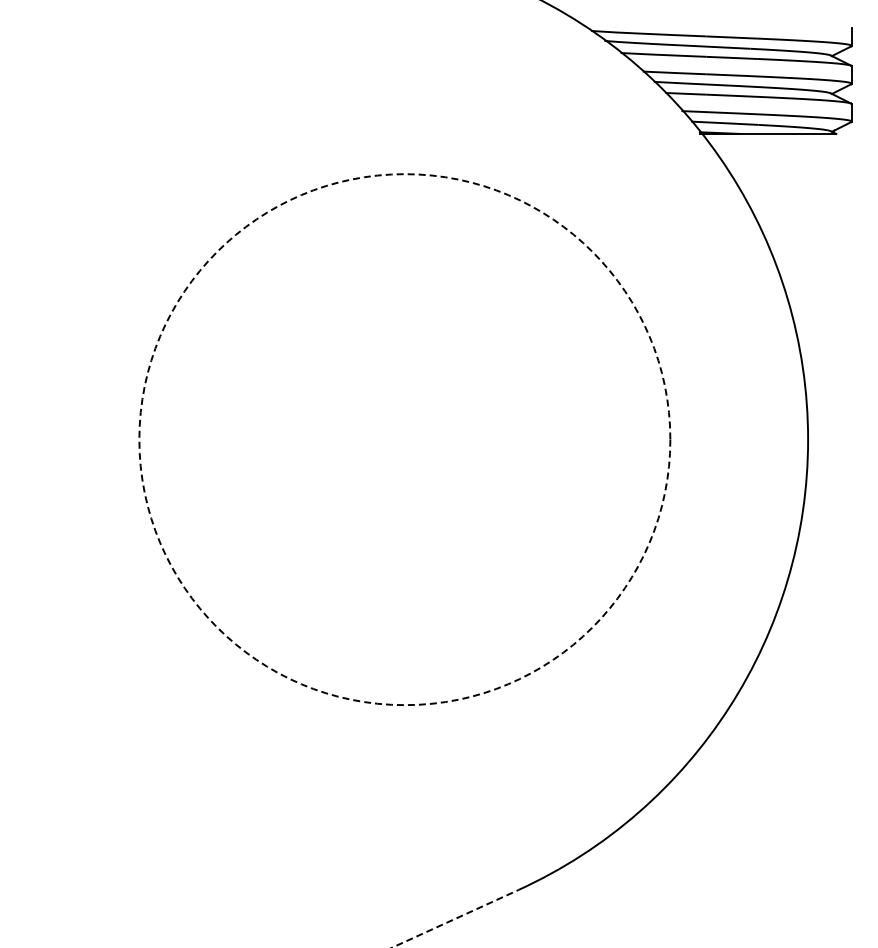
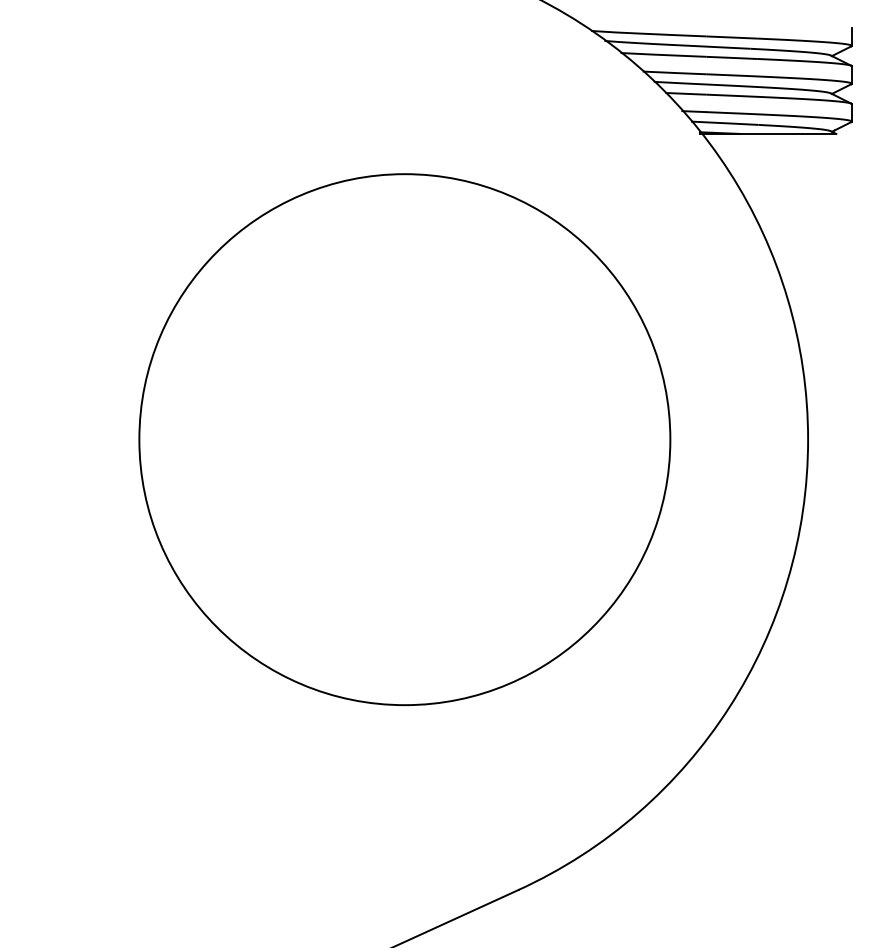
circle: dashed -> solid (404, 439)
line: dashed -> solid (455, 918)
